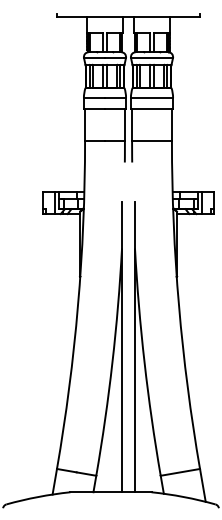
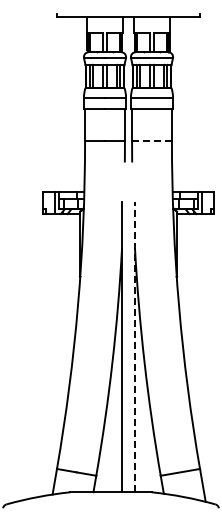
line: solid -> dashed (152, 141)
line: solid -> dashed (134, 346)
